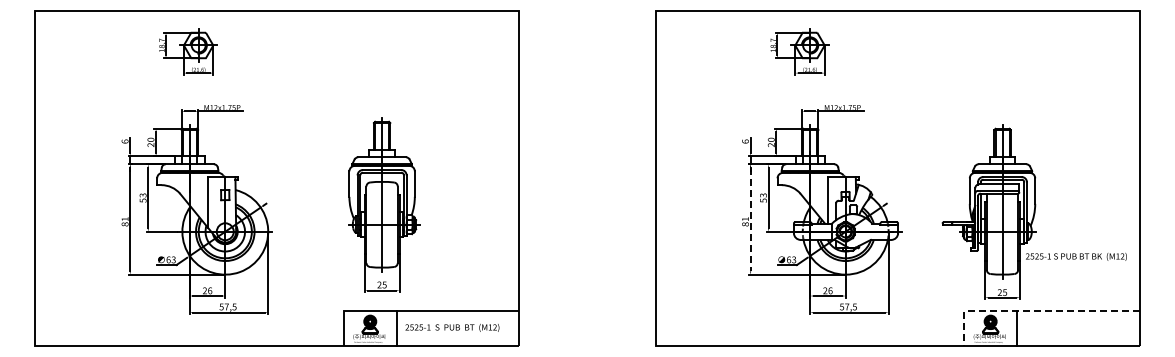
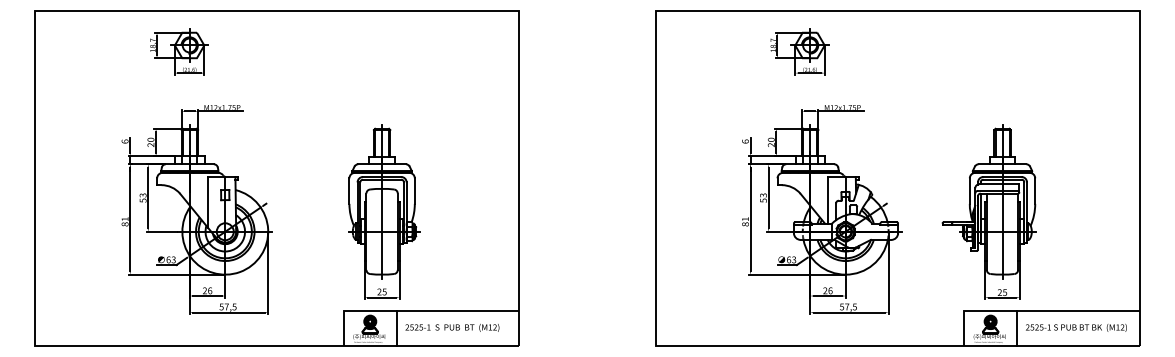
part position: (188, 51) -> (179, 51) (179, 51)
part position: (384, 204) -> (384, 211) (384, 211)
line: dashed -> solid (750, 219)
text position: (1076, 256) -> (1076, 327) (1076, 327)
line: dashed -> solid (1033, 311)
